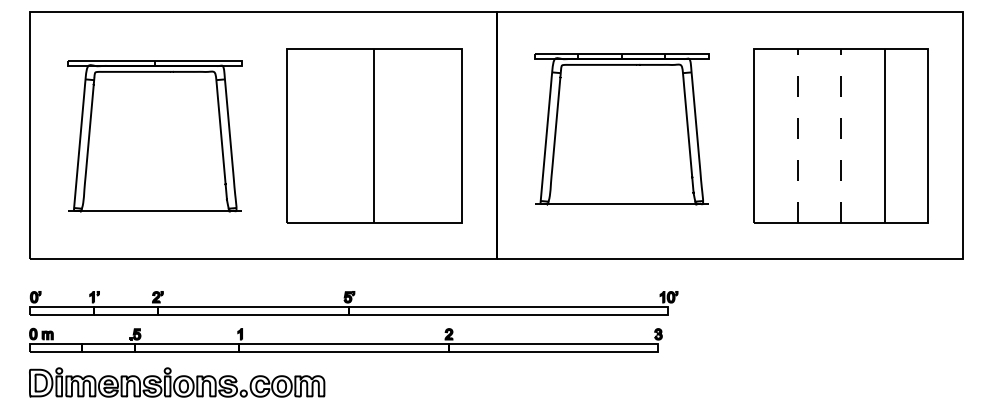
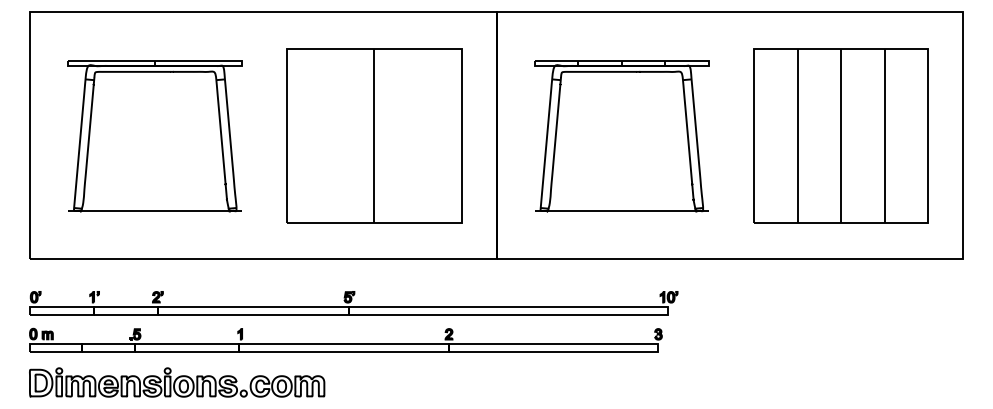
part position: (621, 129) -> (621, 136) (621, 136)
line: dashed -> solid (797, 135)
line: dashed -> solid (841, 135)
